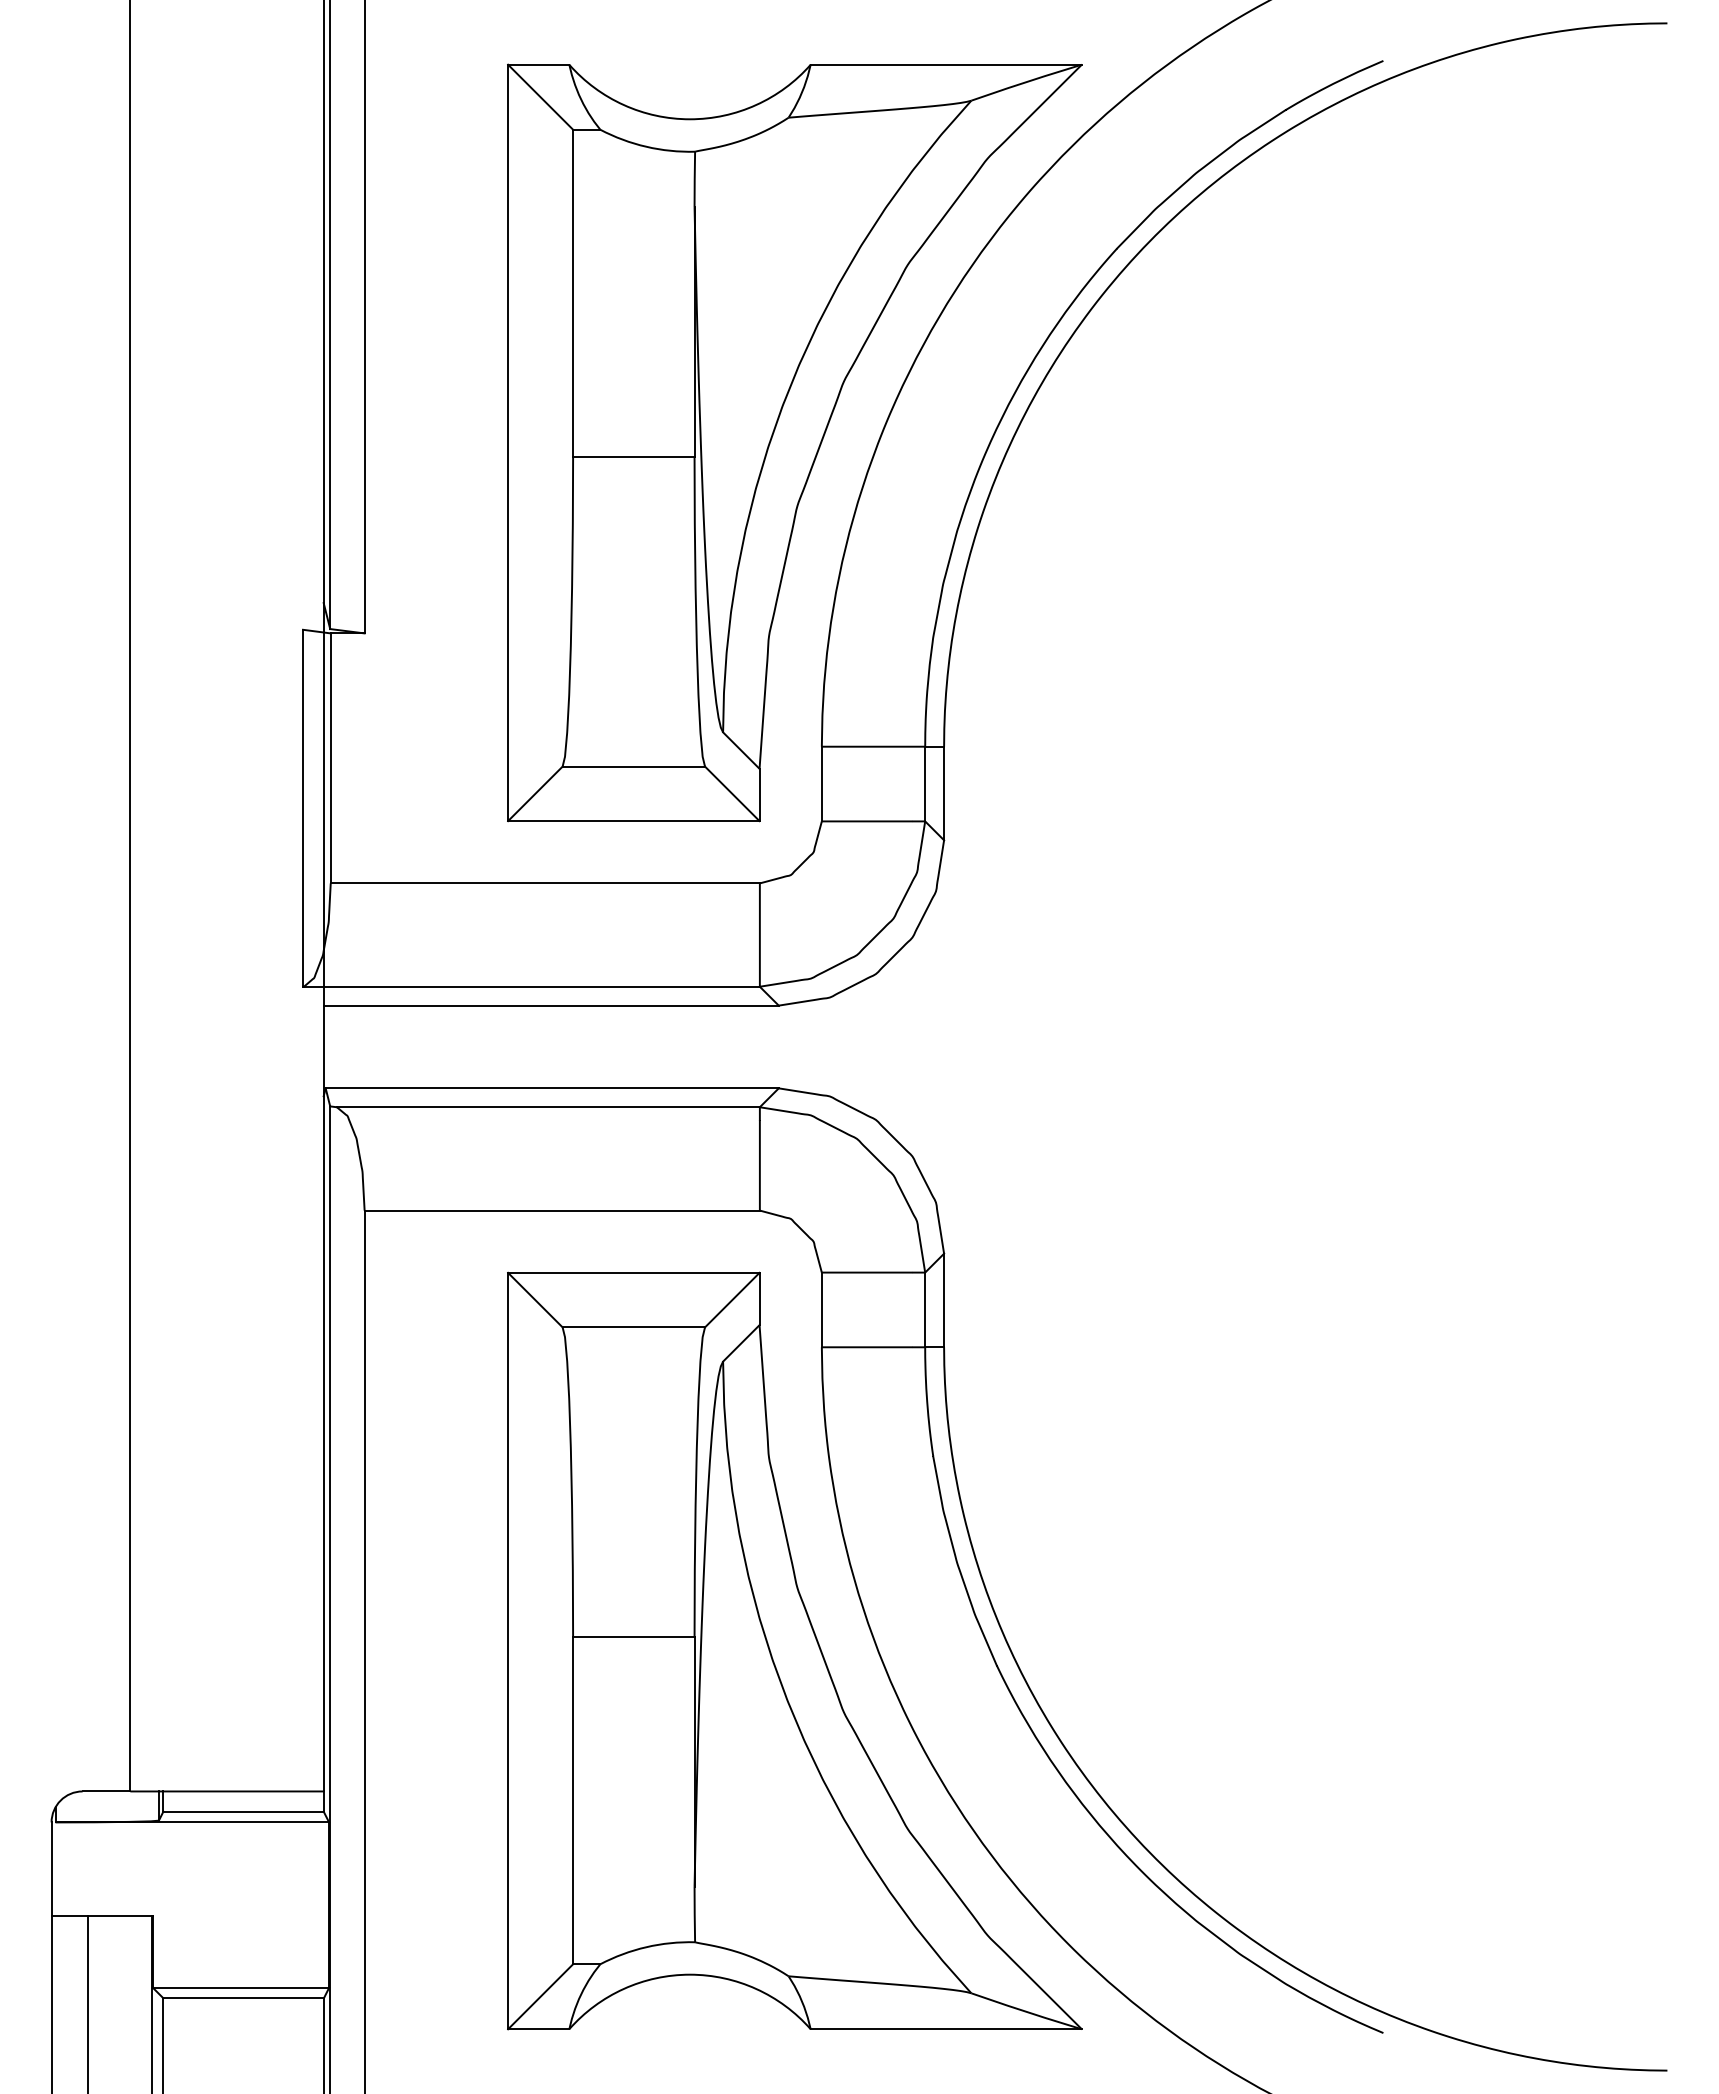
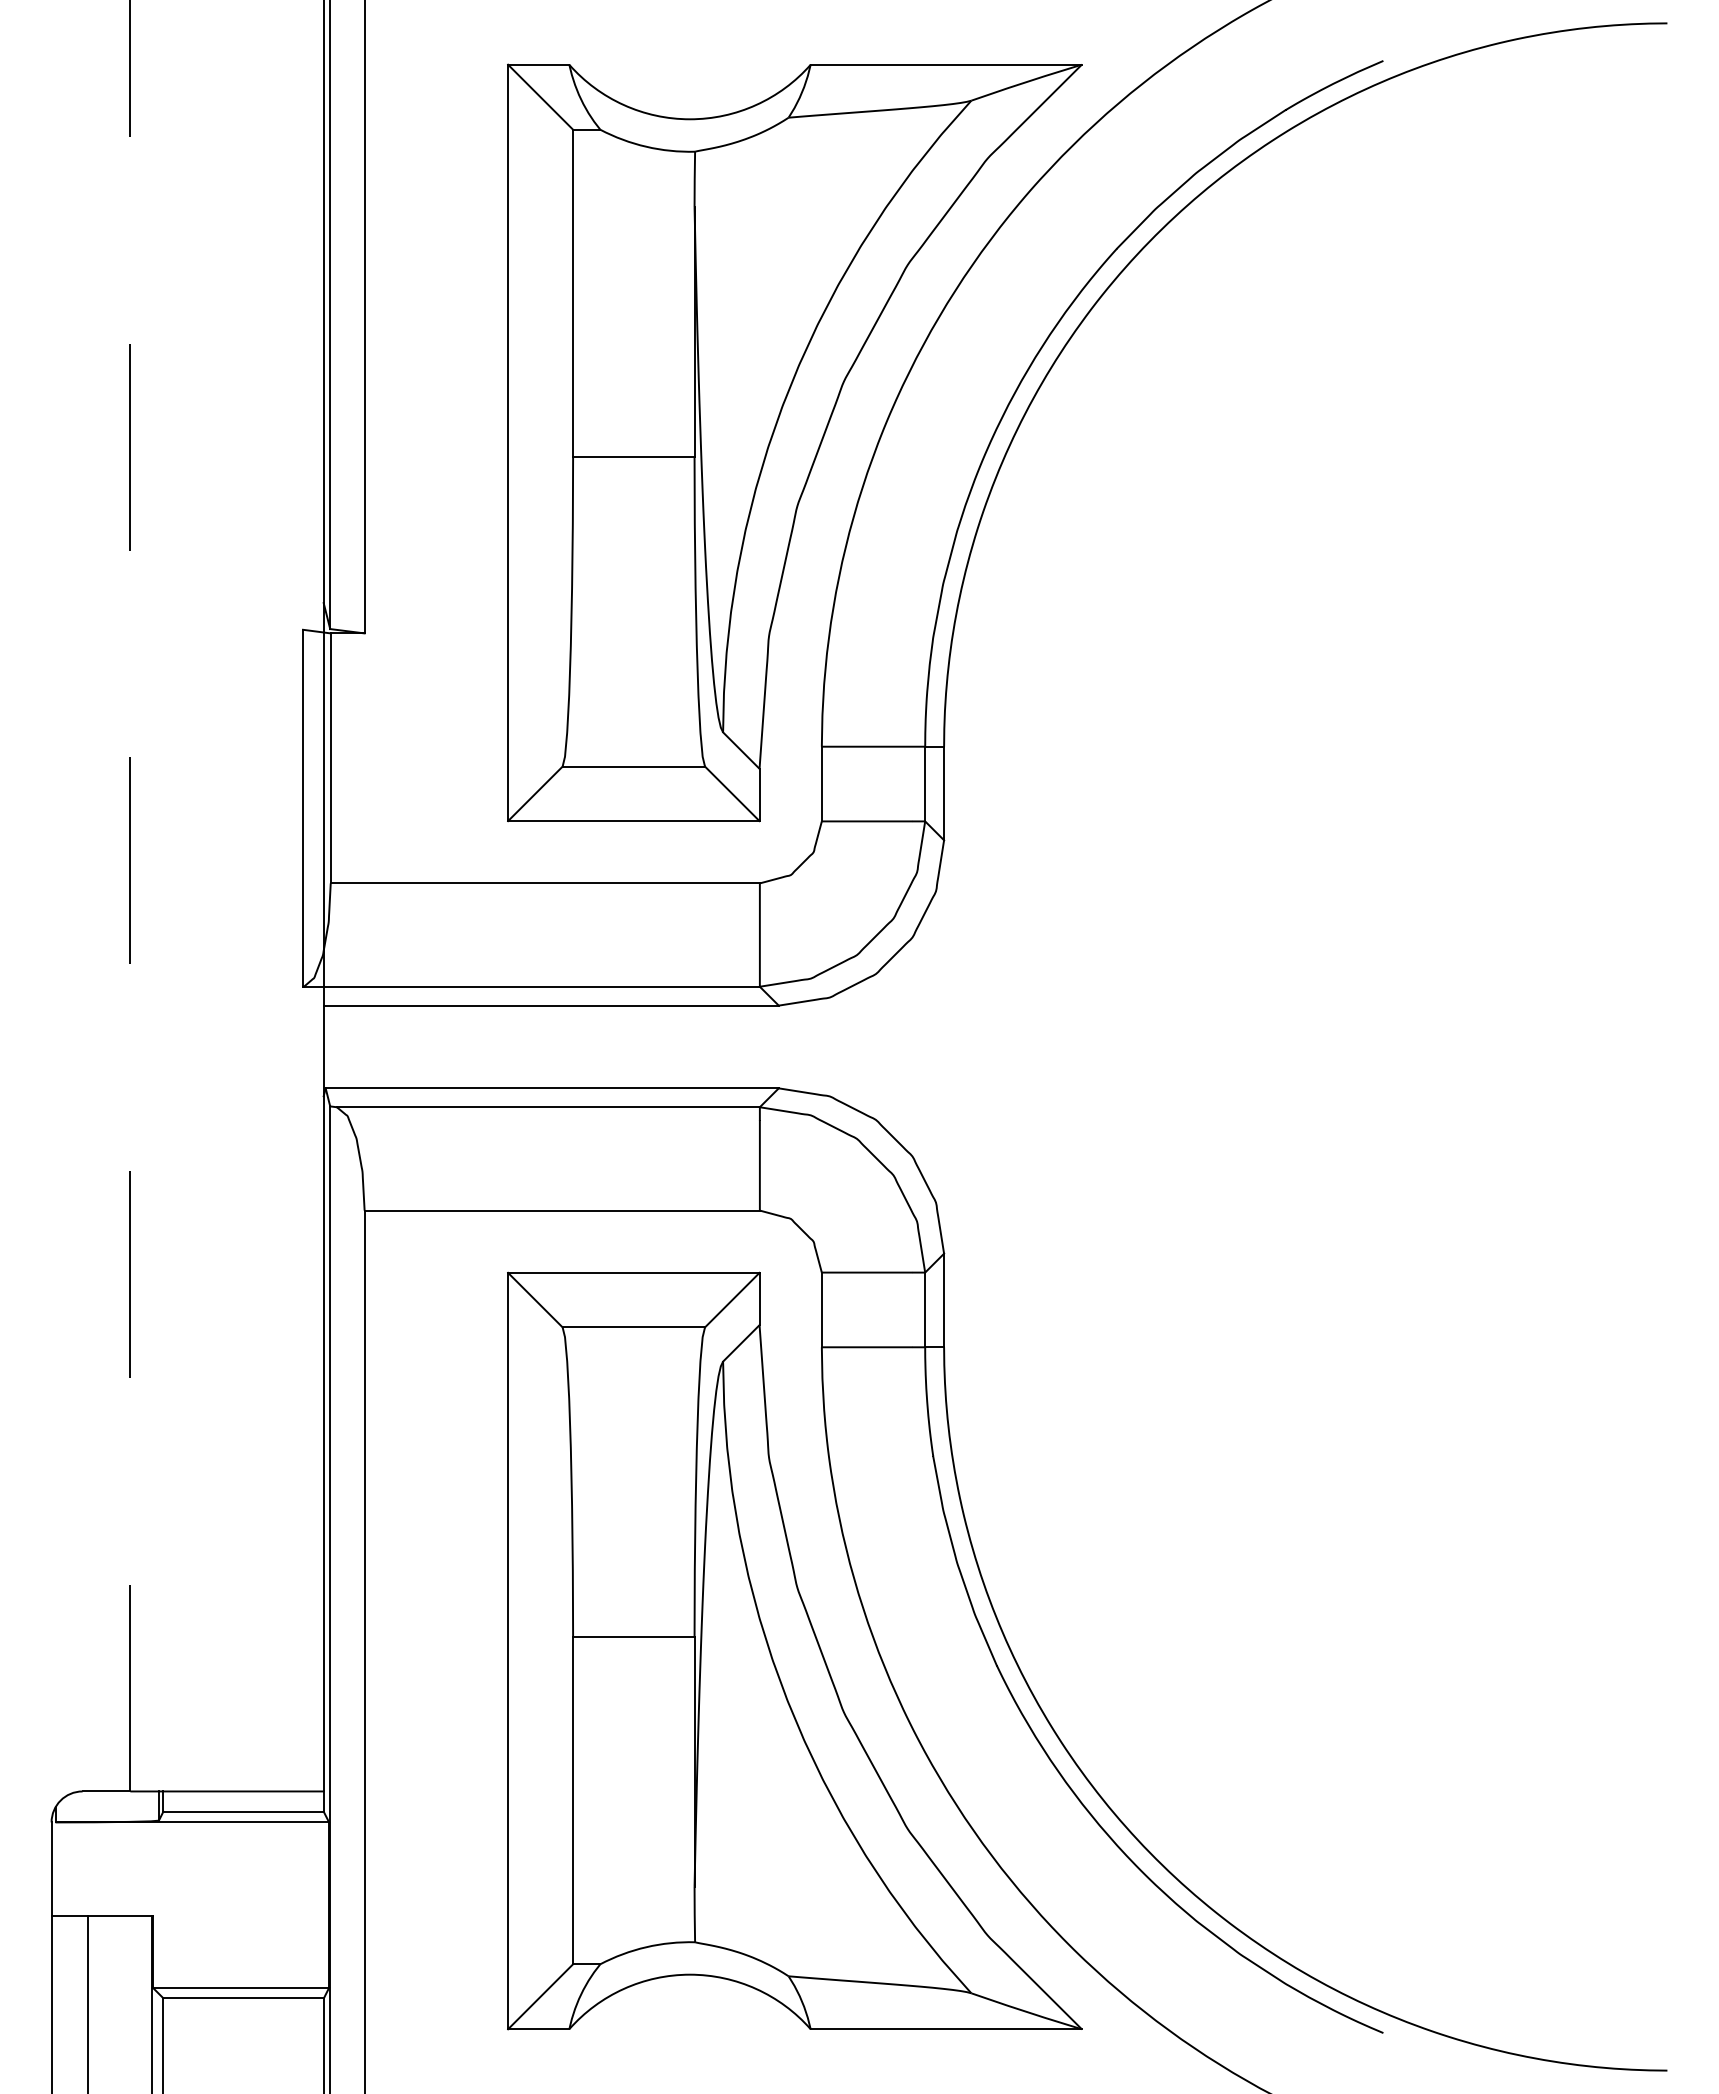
line: solid -> dashed (130, 895)
